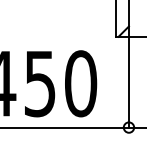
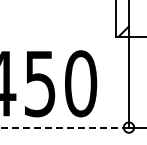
line: solid -> dashed (64, 127)
